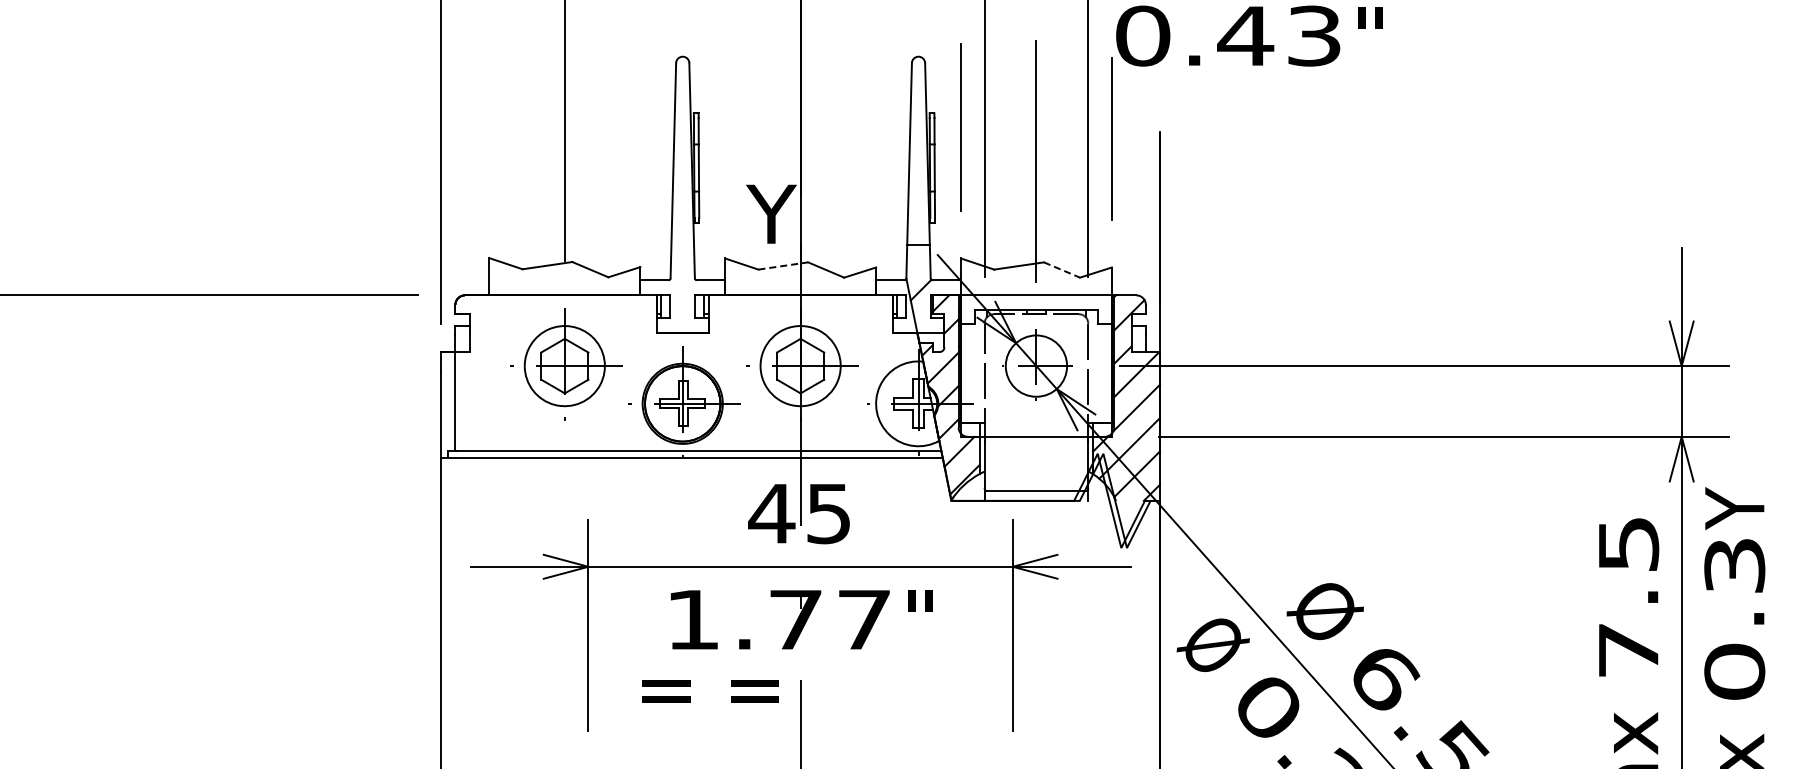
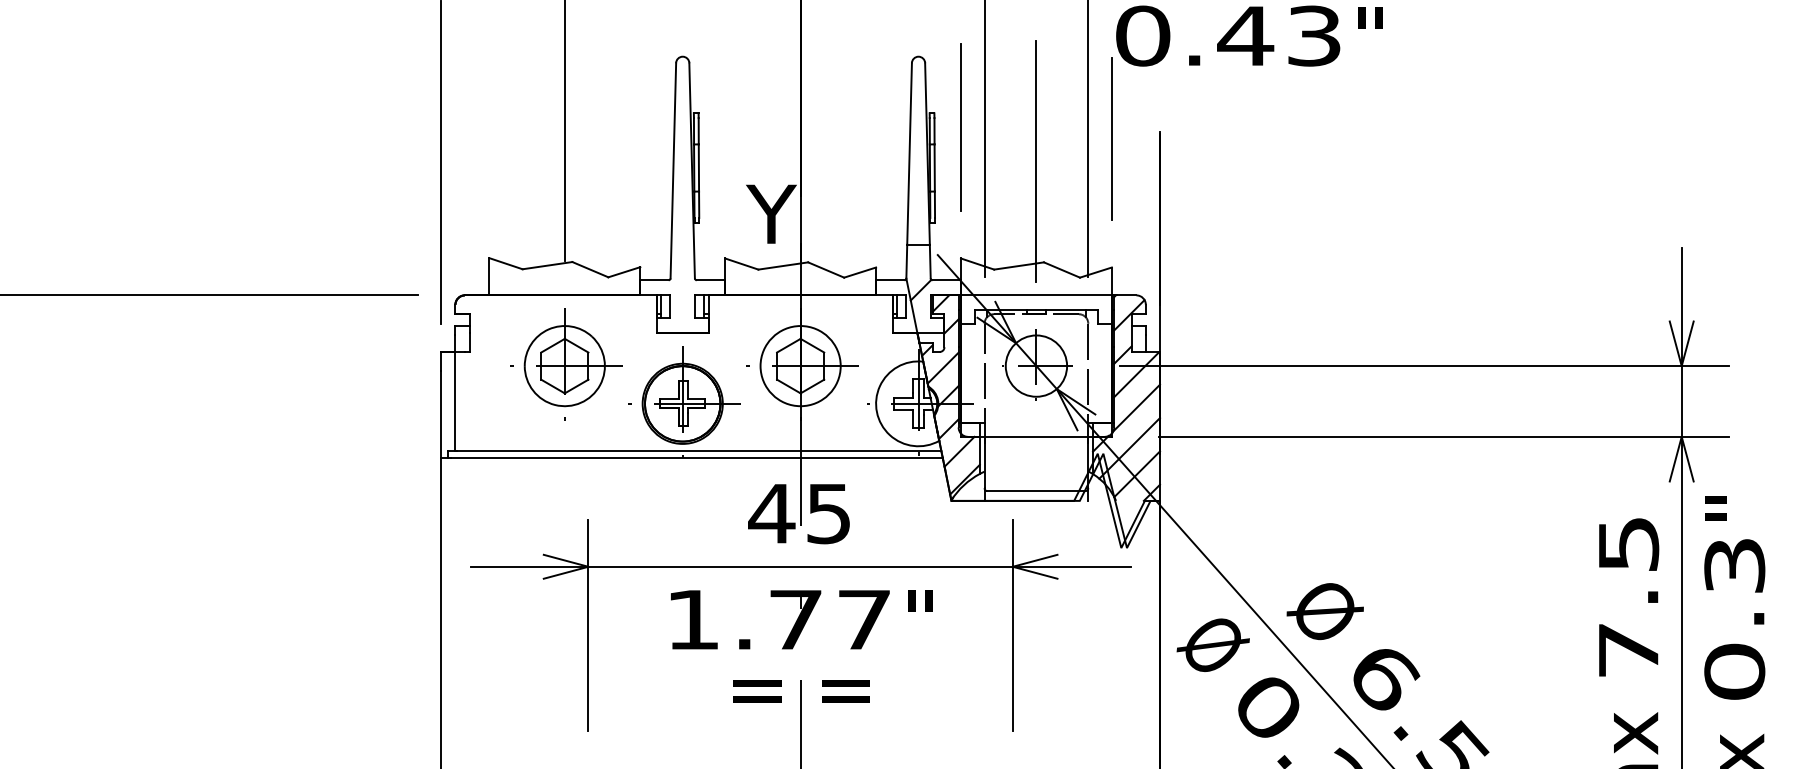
line: dashed -> solid (783, 265)
line: dashed -> solid (1061, 270)
text: Y -> " (1734, 508)
text position: (710, 691) -> (801, 691) (801, 691)
